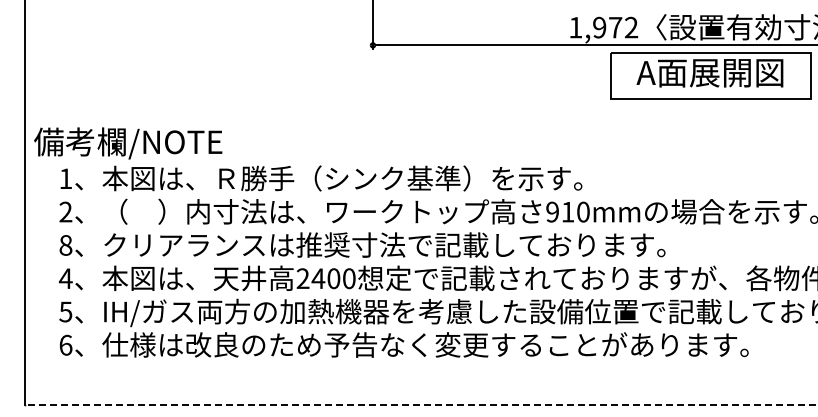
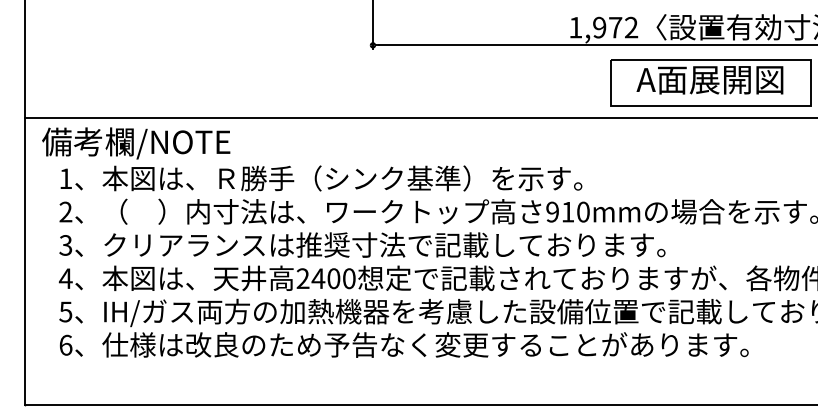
part position: (710, 75) -> (710, 82) (710, 82)
line: none -> present (419, 118)
text position: (128, 143) -> (136, 143) (136, 143)
text: 8 -> 3 (65, 245)
line: dashed -> solid (420, 404)
